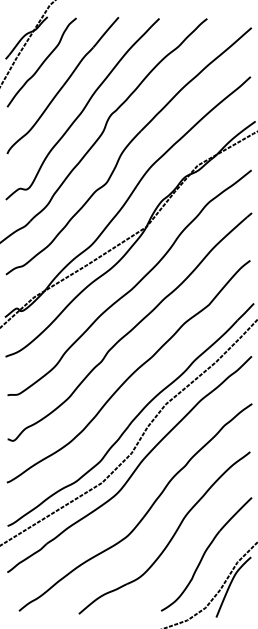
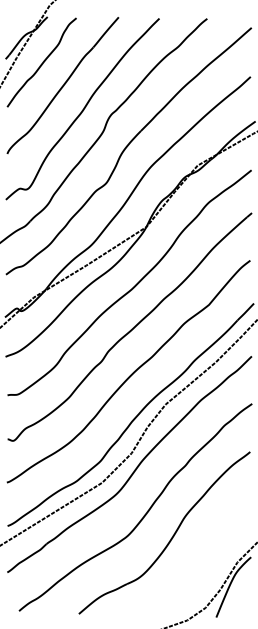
part: present -> none (206, 554)
